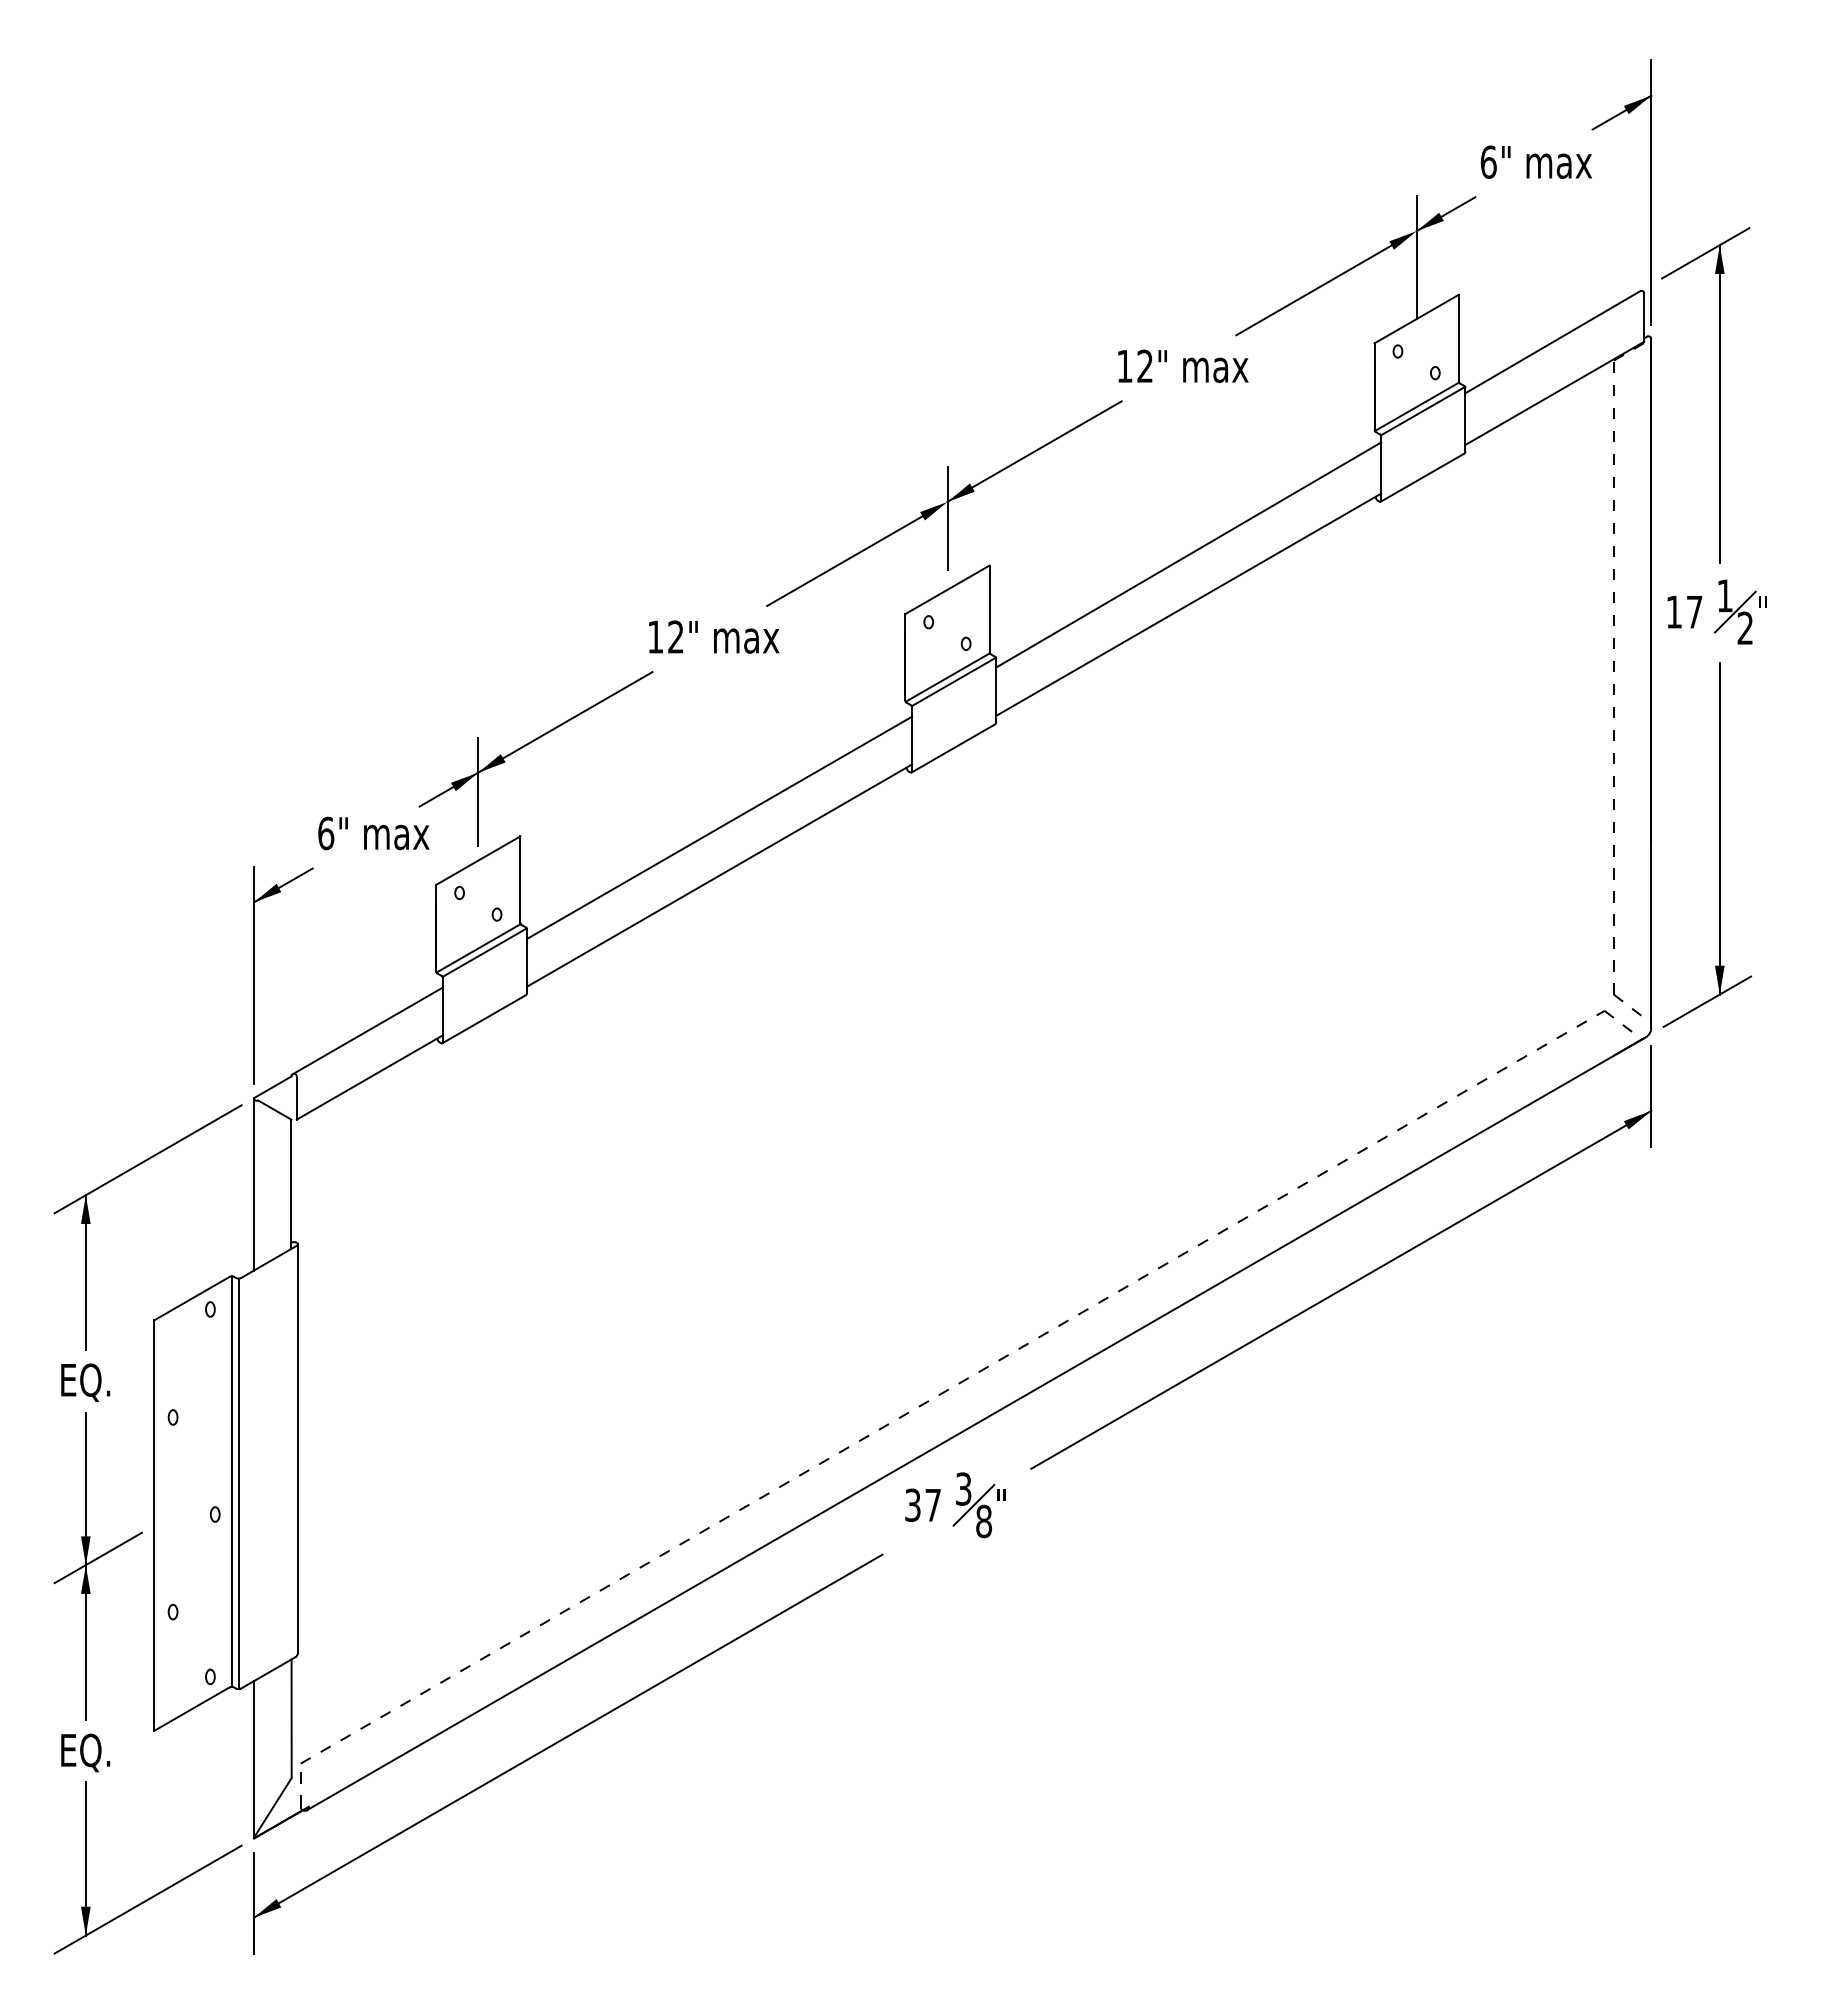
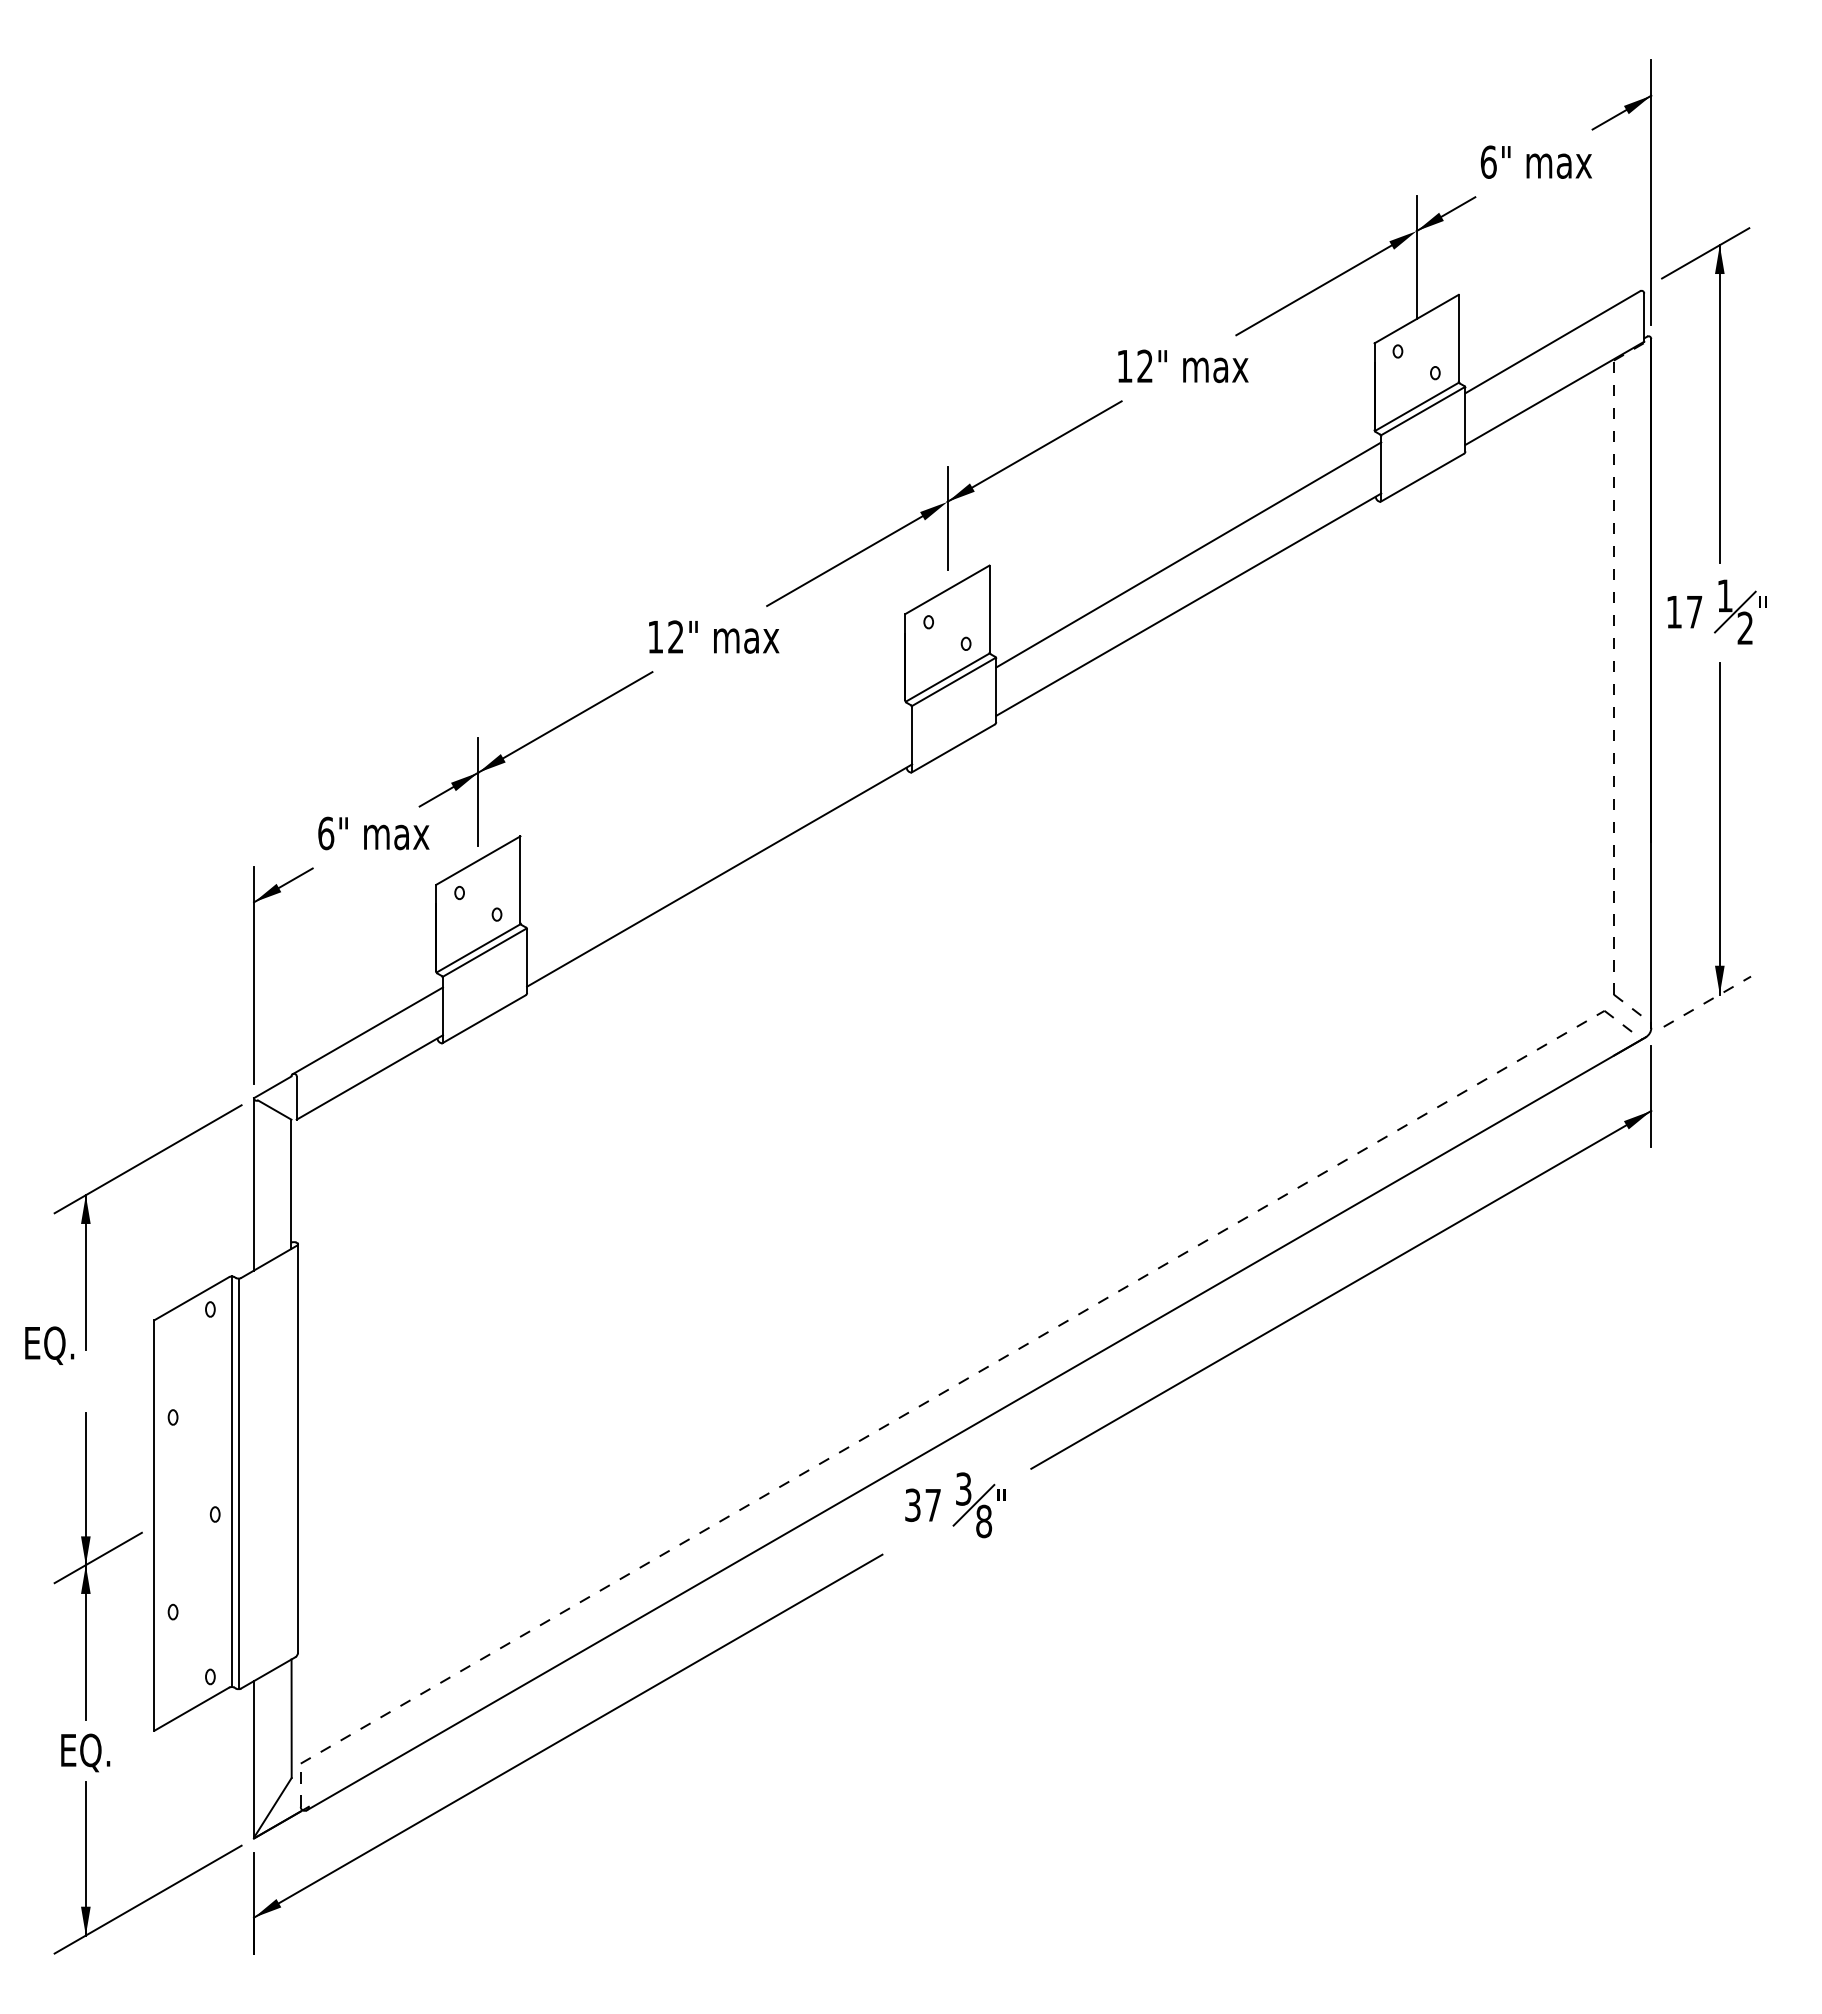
line: present -> none (719, 827)
line: solid -> dashed (1707, 1001)
text position: (85, 1382) -> (49, 1345) (49, 1345)
